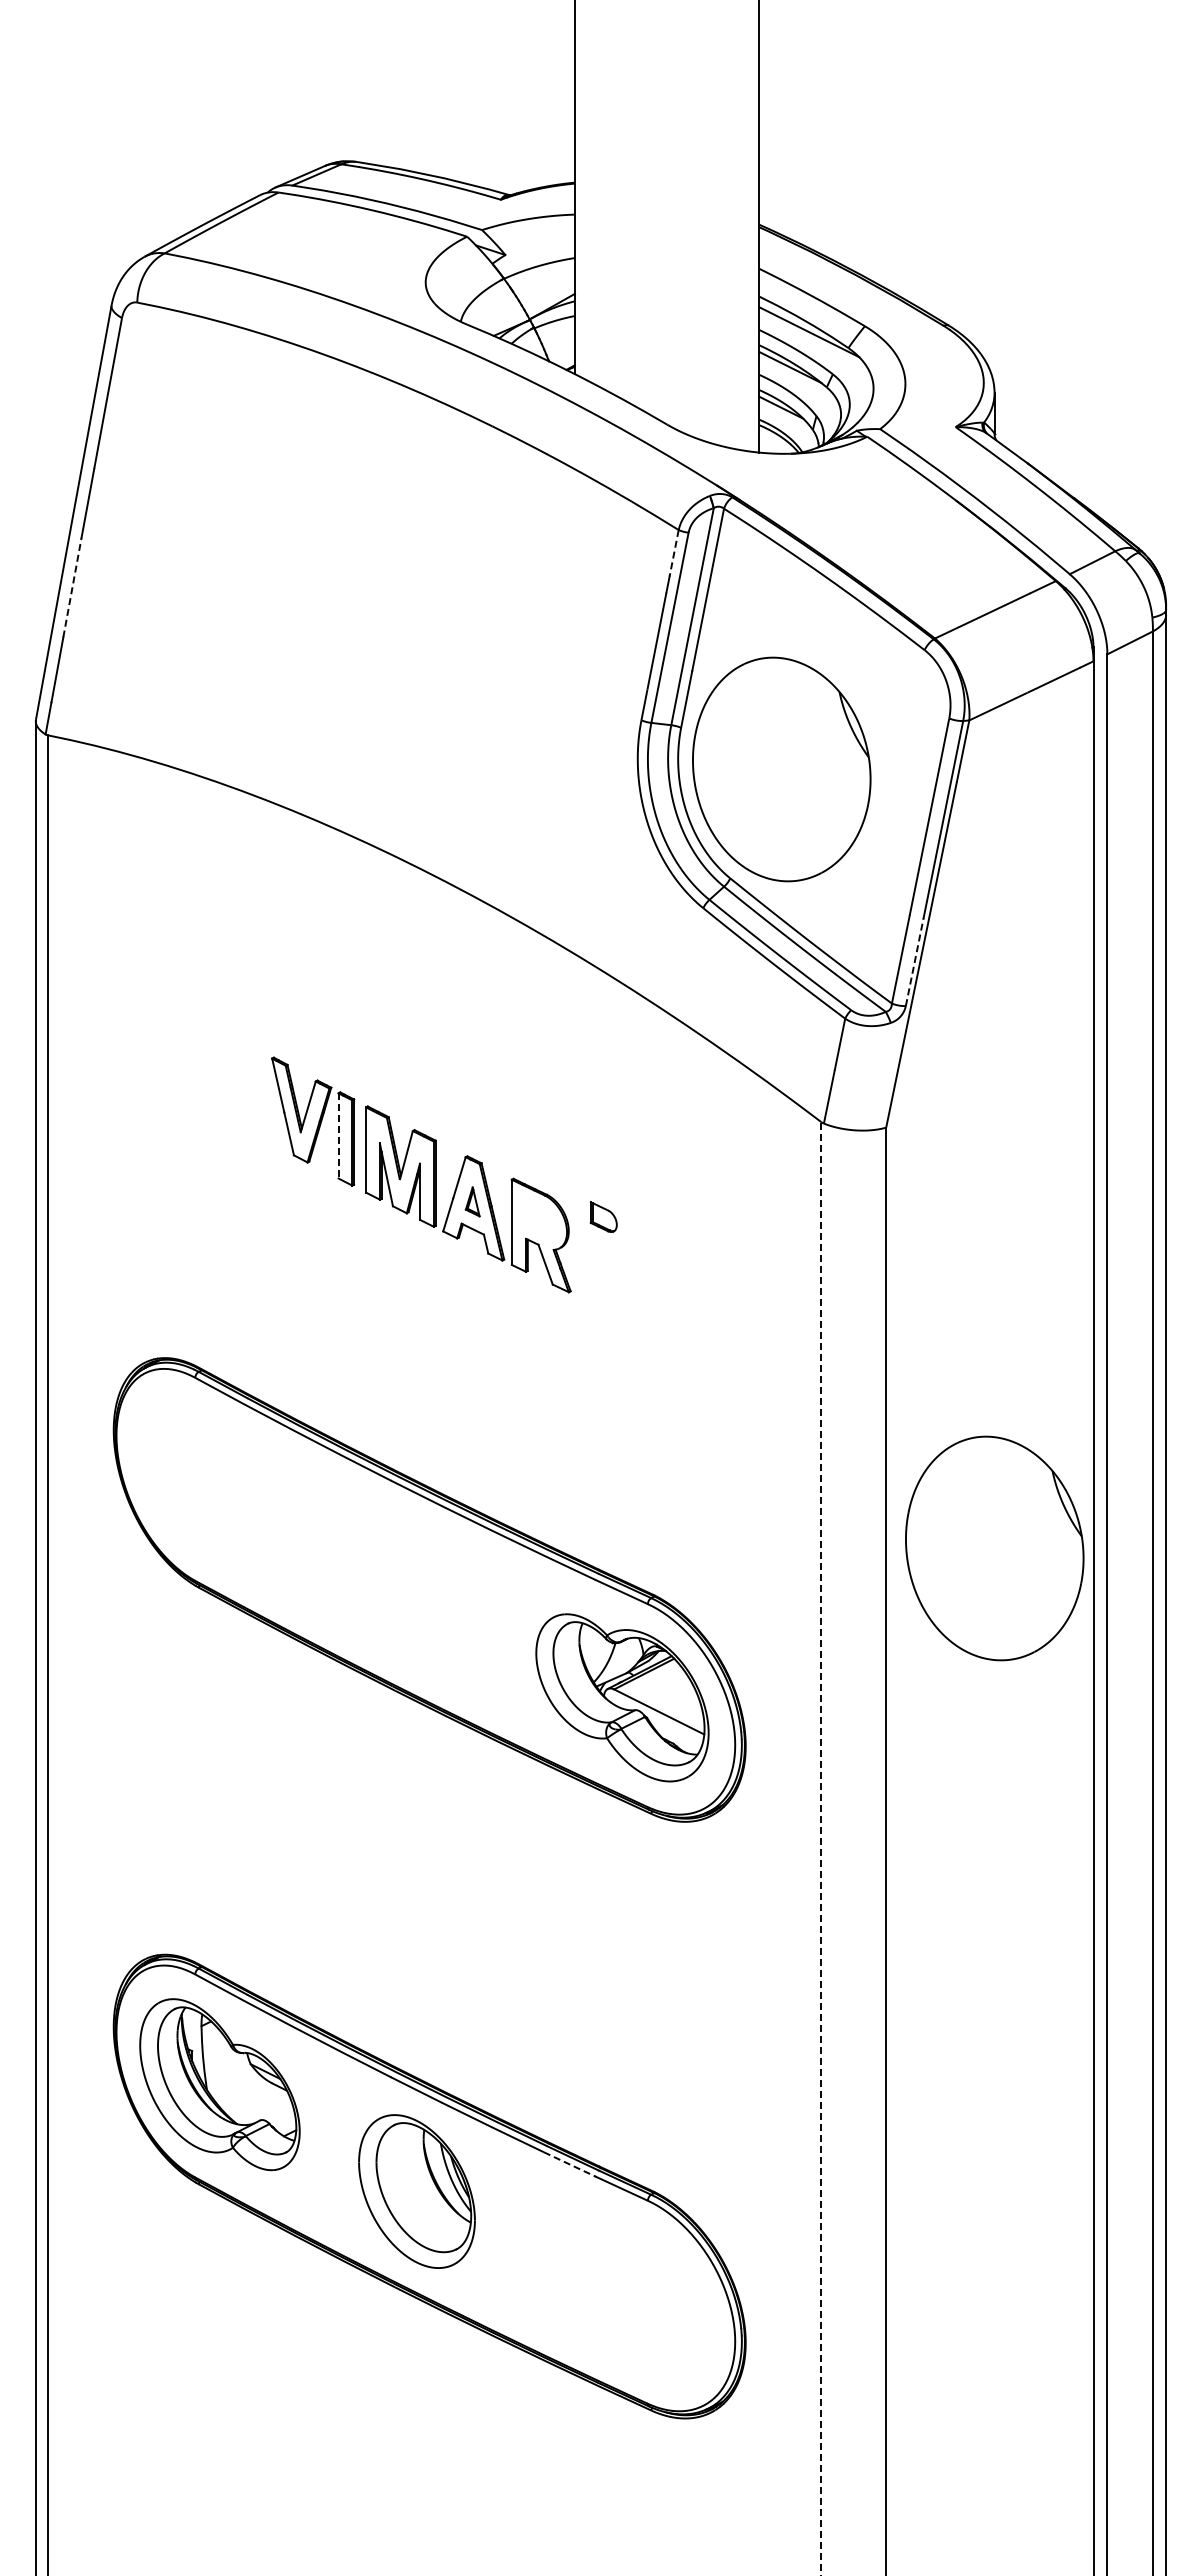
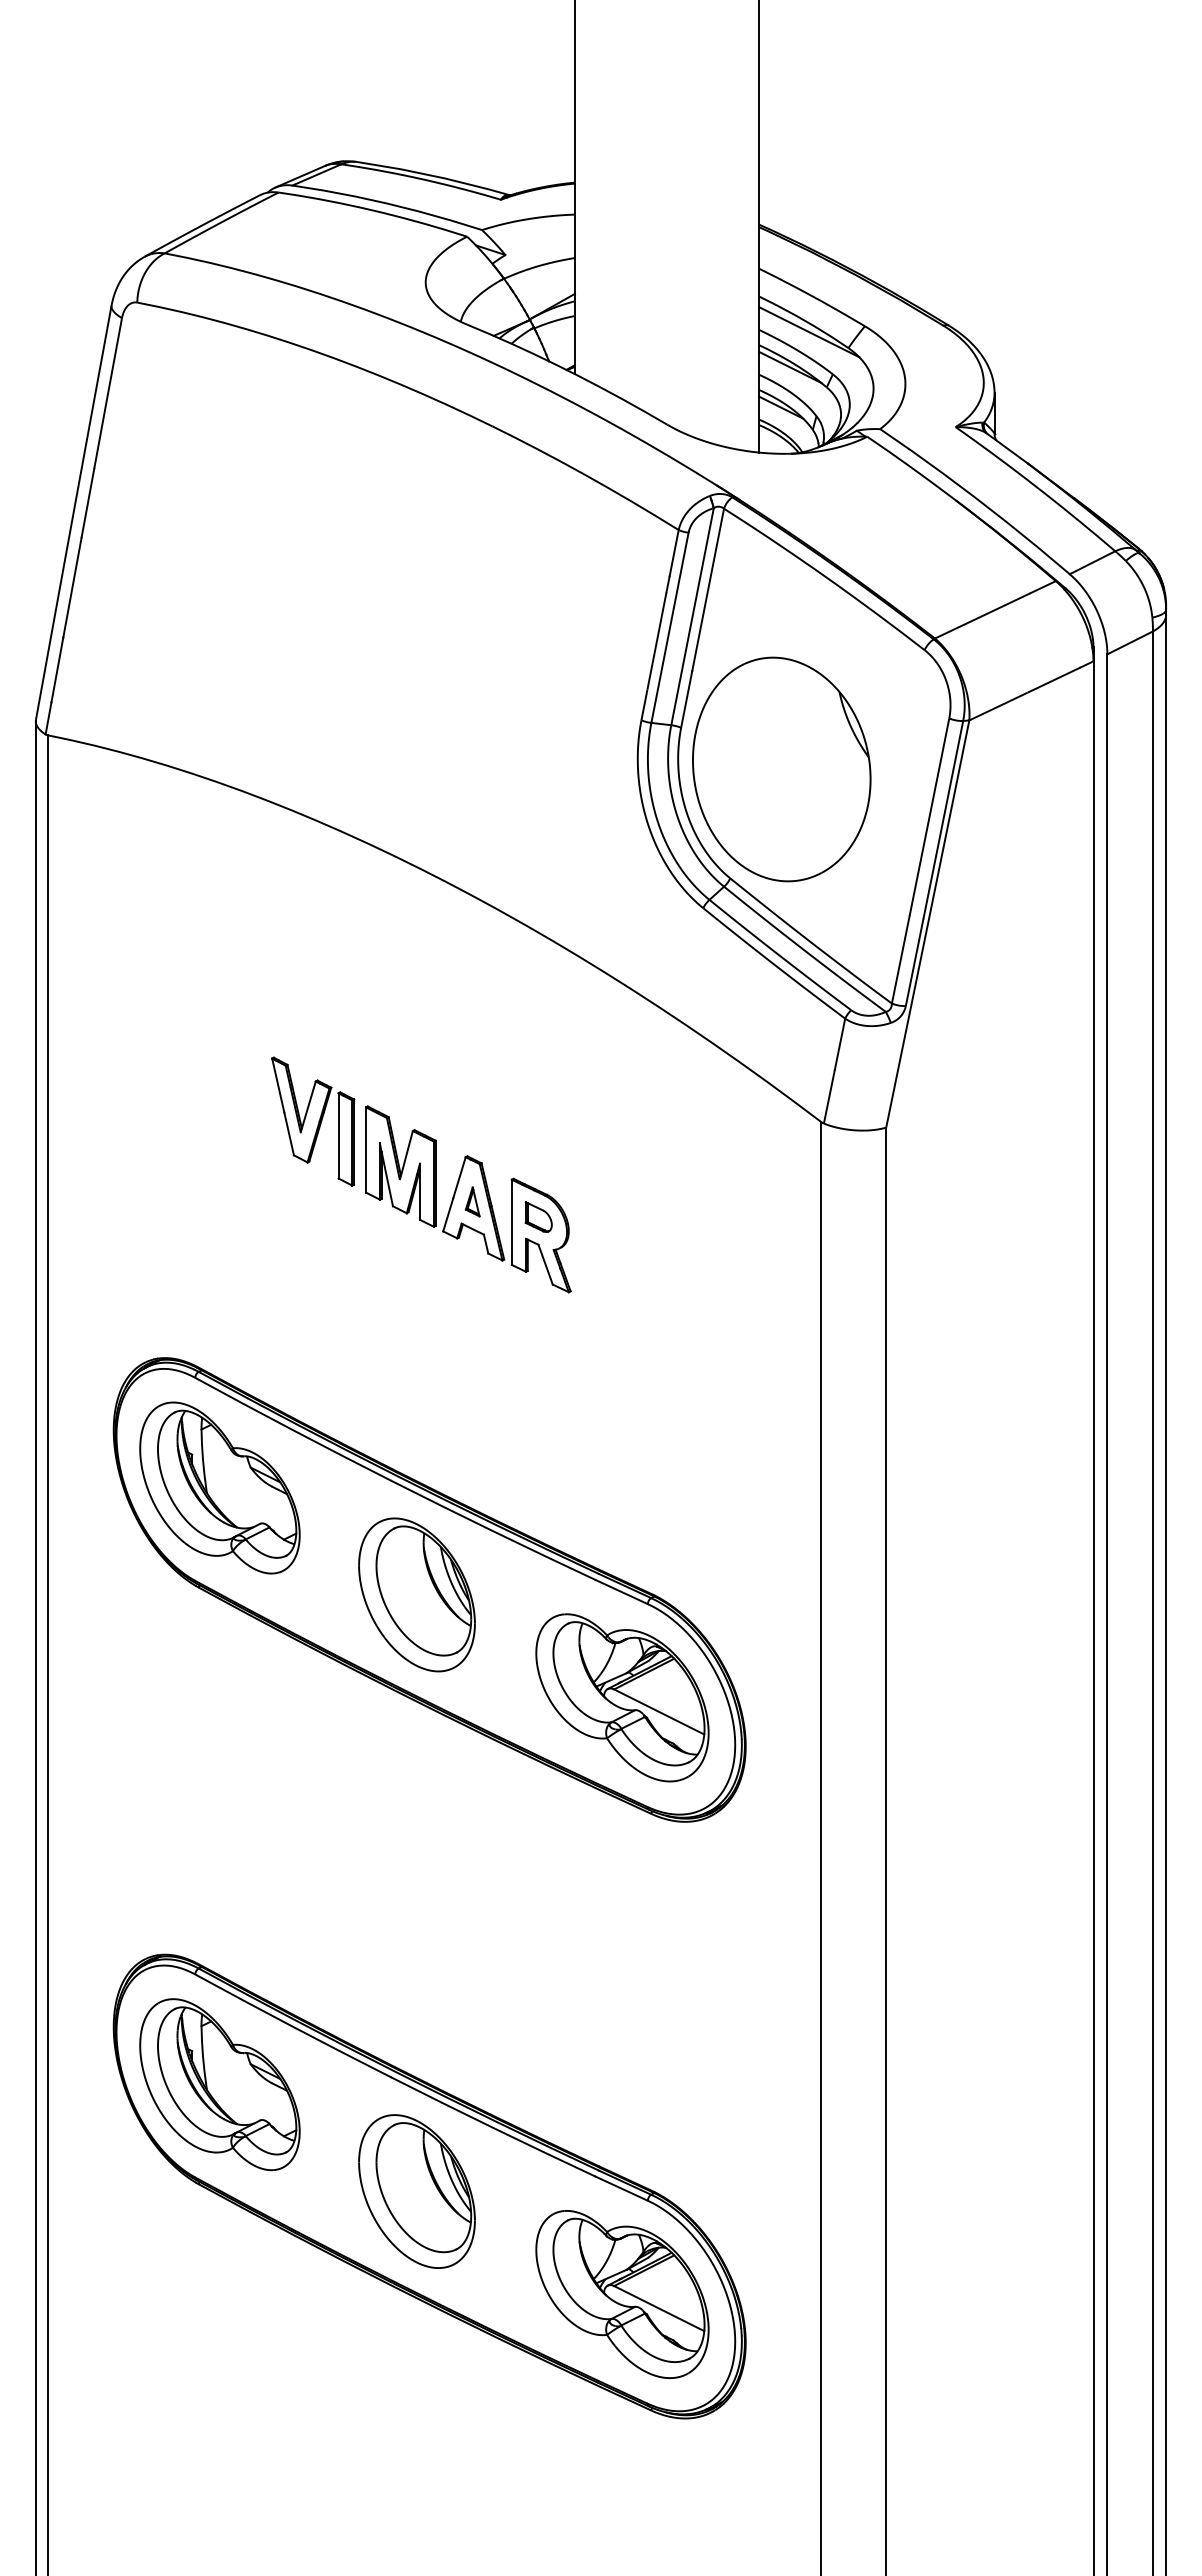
line: dashed -> solid (674, 553)
line: dashed -> solid (72, 587)
line: dashed -> solid (914, 962)
line: dashed -> solid (338, 1135)
part position: (603, 1216) -> (538, 1216) (538, 1216)
part: none -> present (219, 1487)
part: present -> none (994, 1548)
part: none -> present (416, 1594)
line: dashed -> solid (821, 1849)
line: dashed -> solid (569, 2164)
part: none -> present (622, 2294)
